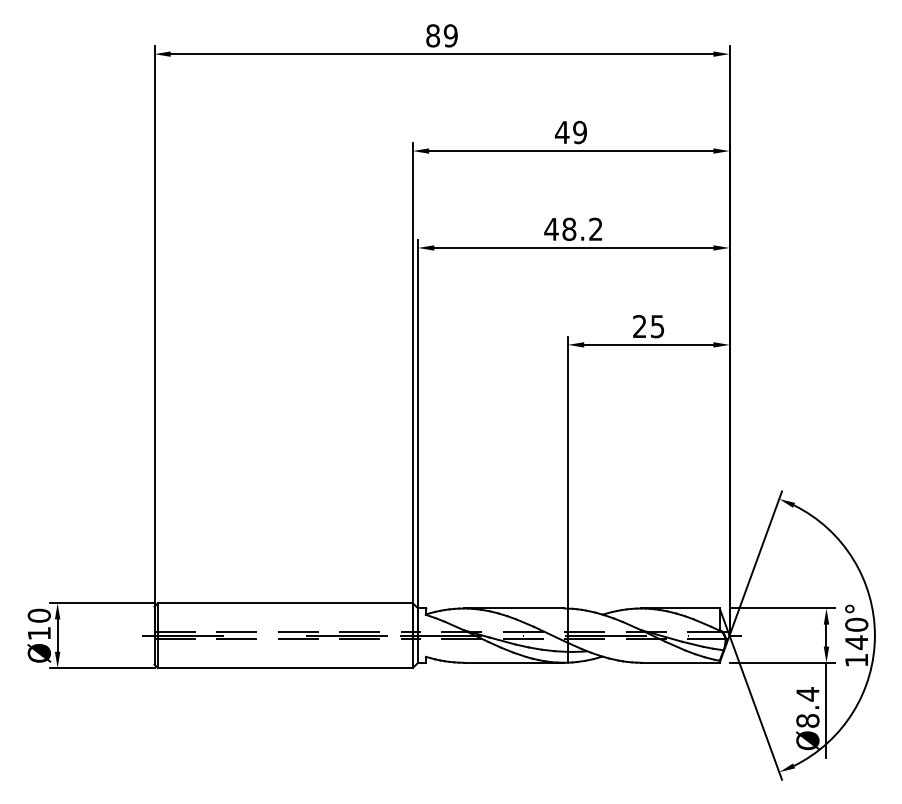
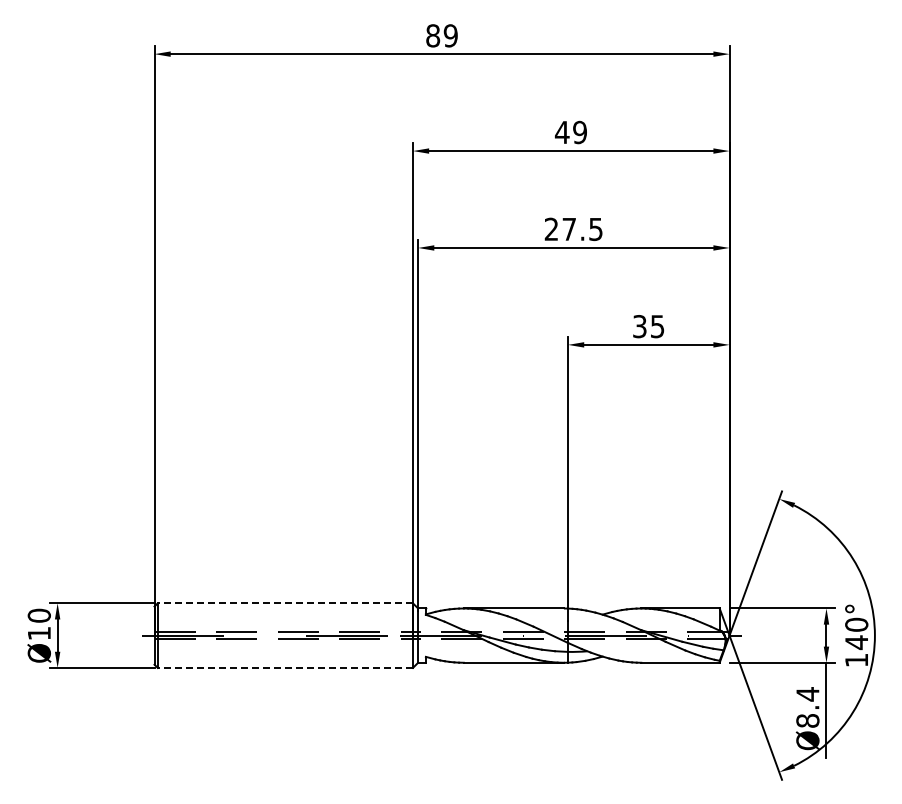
text: 48.2 -> 27.5 (573, 229)
text: 25 -> 35 (639, 326)
line: solid -> dashed (285, 603)
line: solid -> dashed (285, 667)
